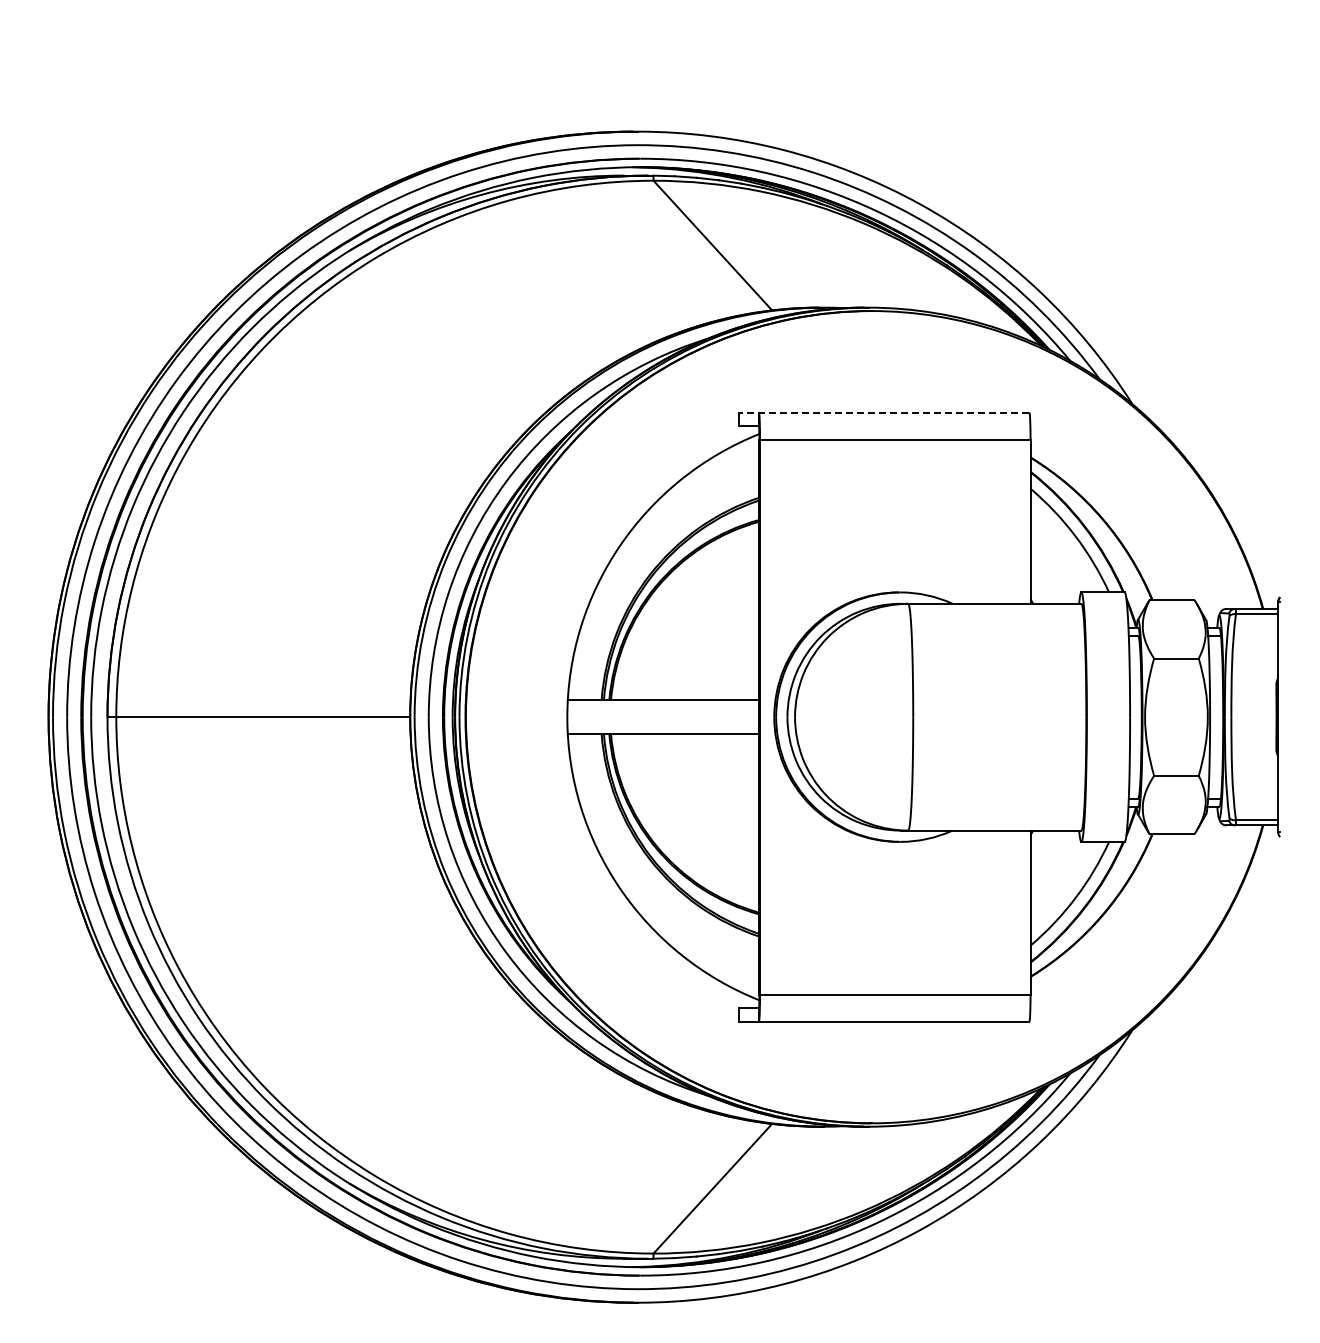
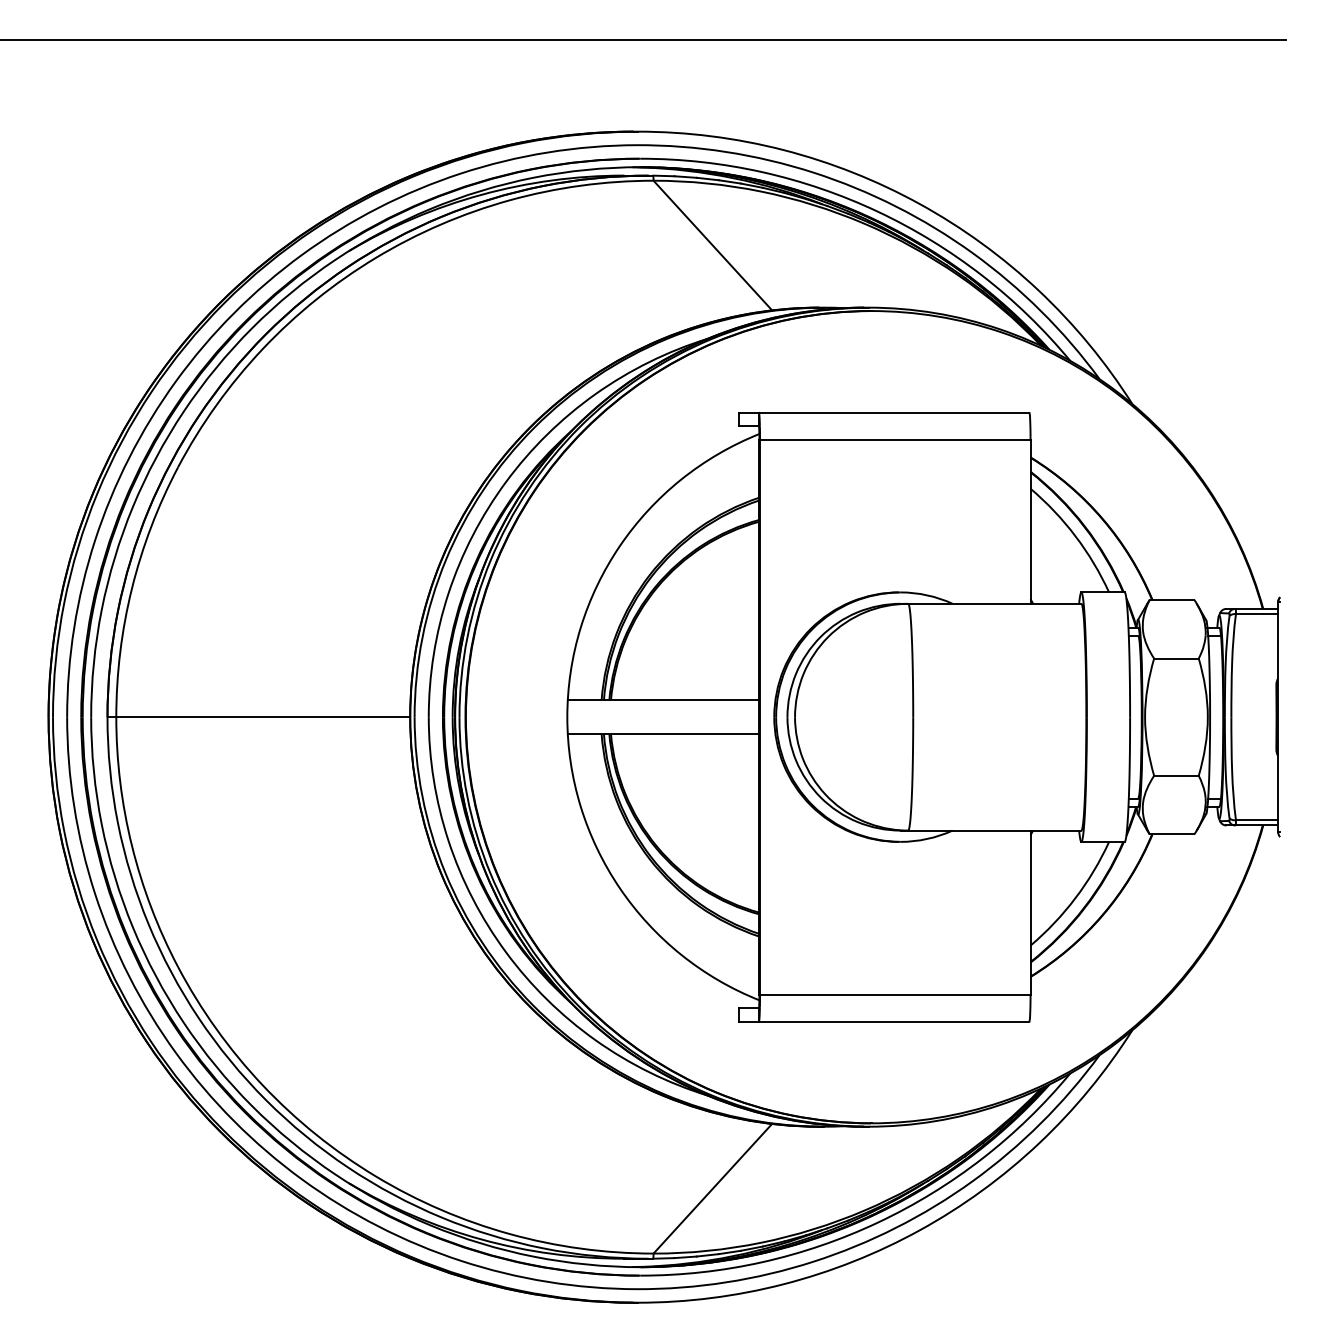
line: none -> present (643, 40)
line: dashed -> solid (884, 412)
